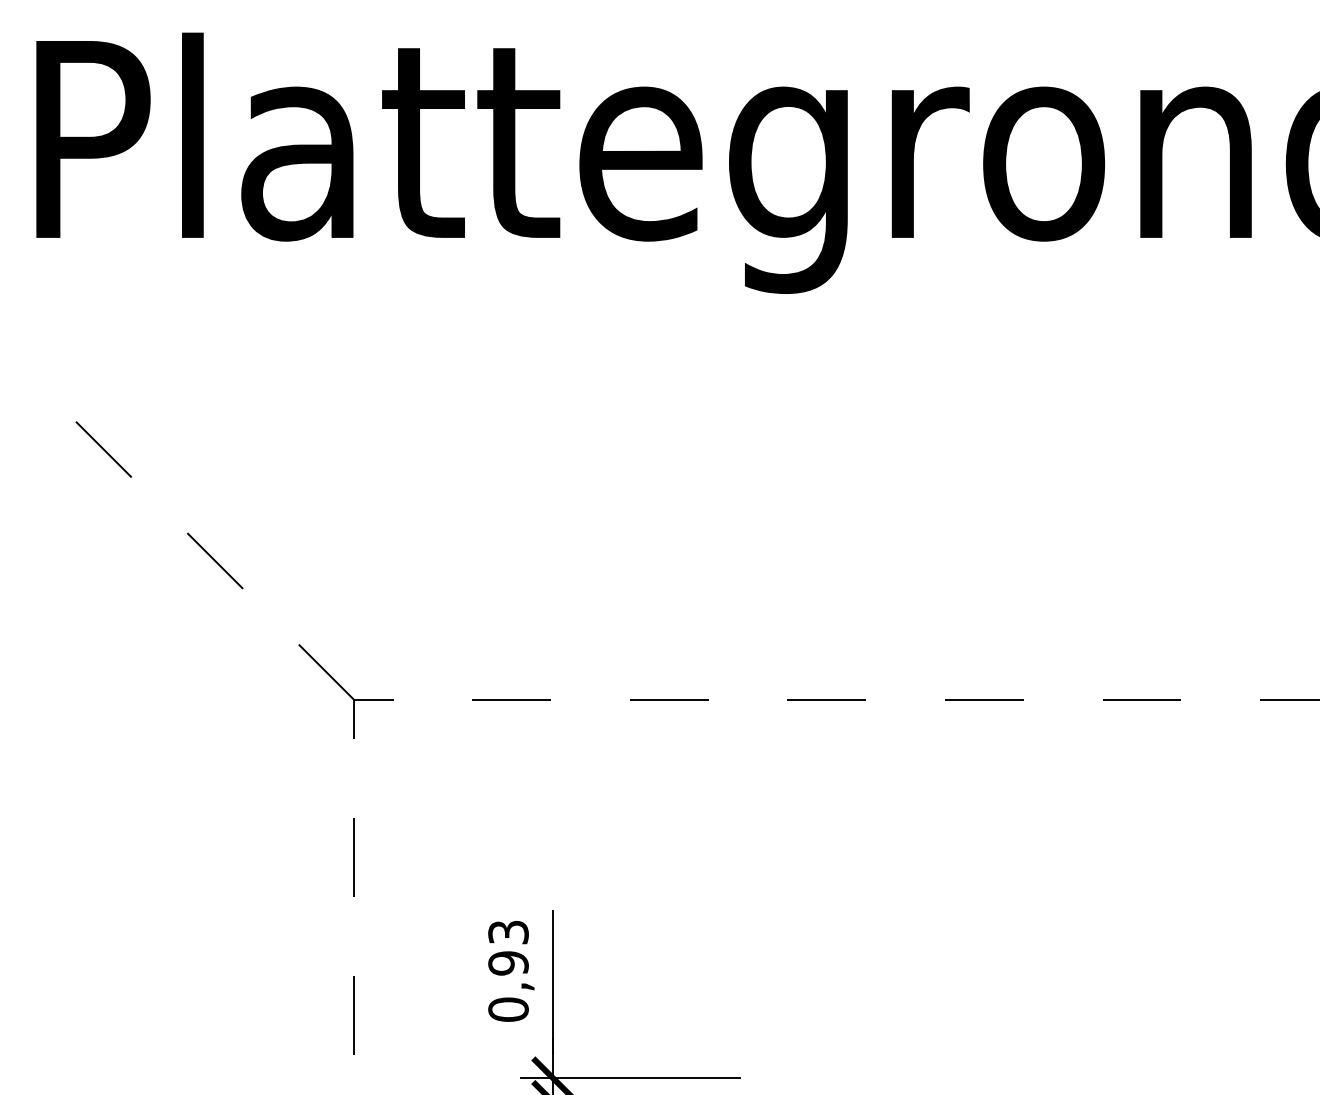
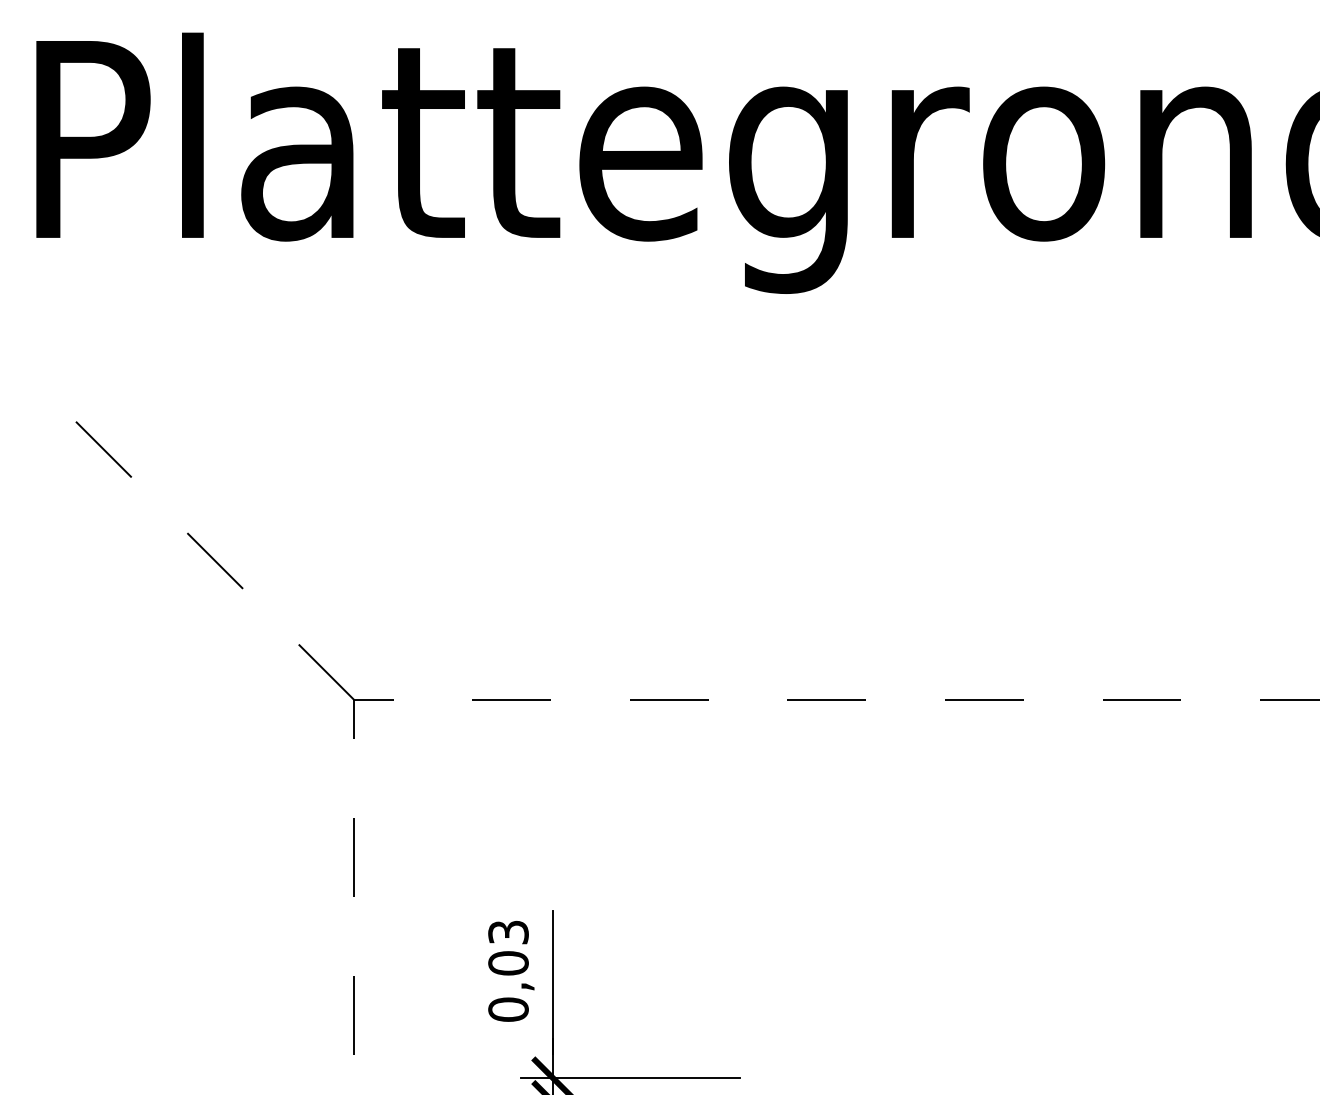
text: 0,93 -> 0,03 (508, 963)
